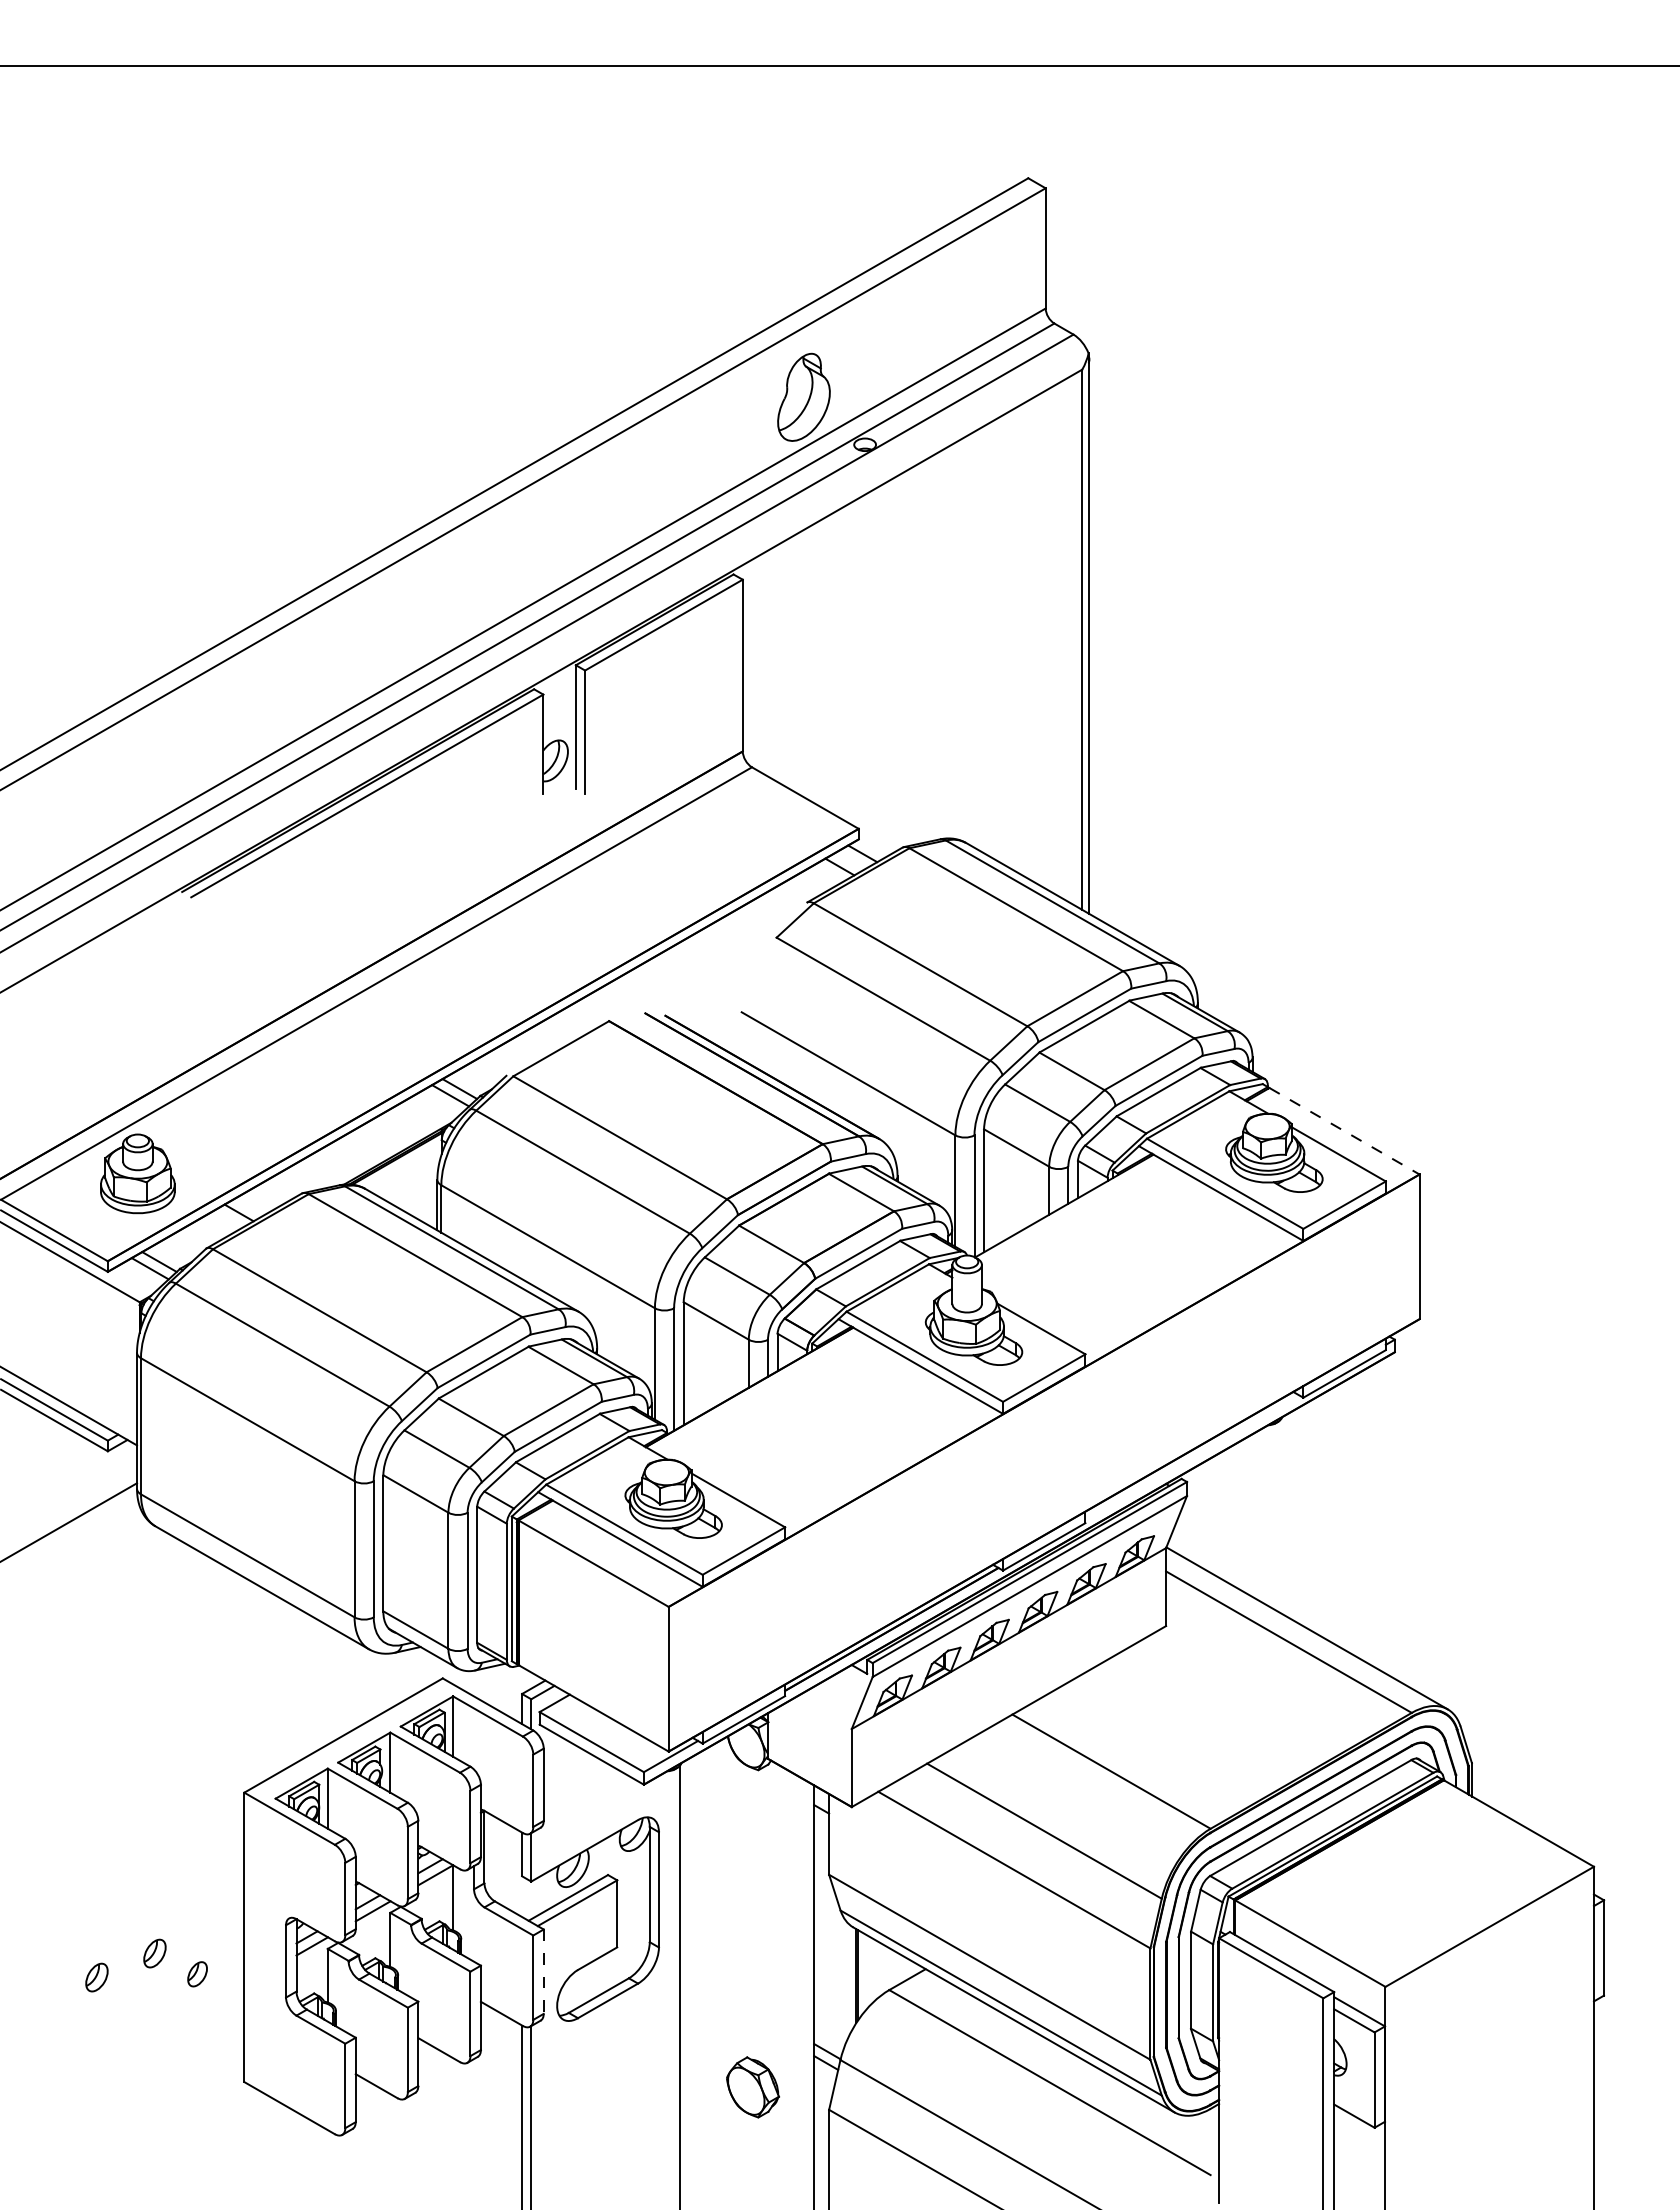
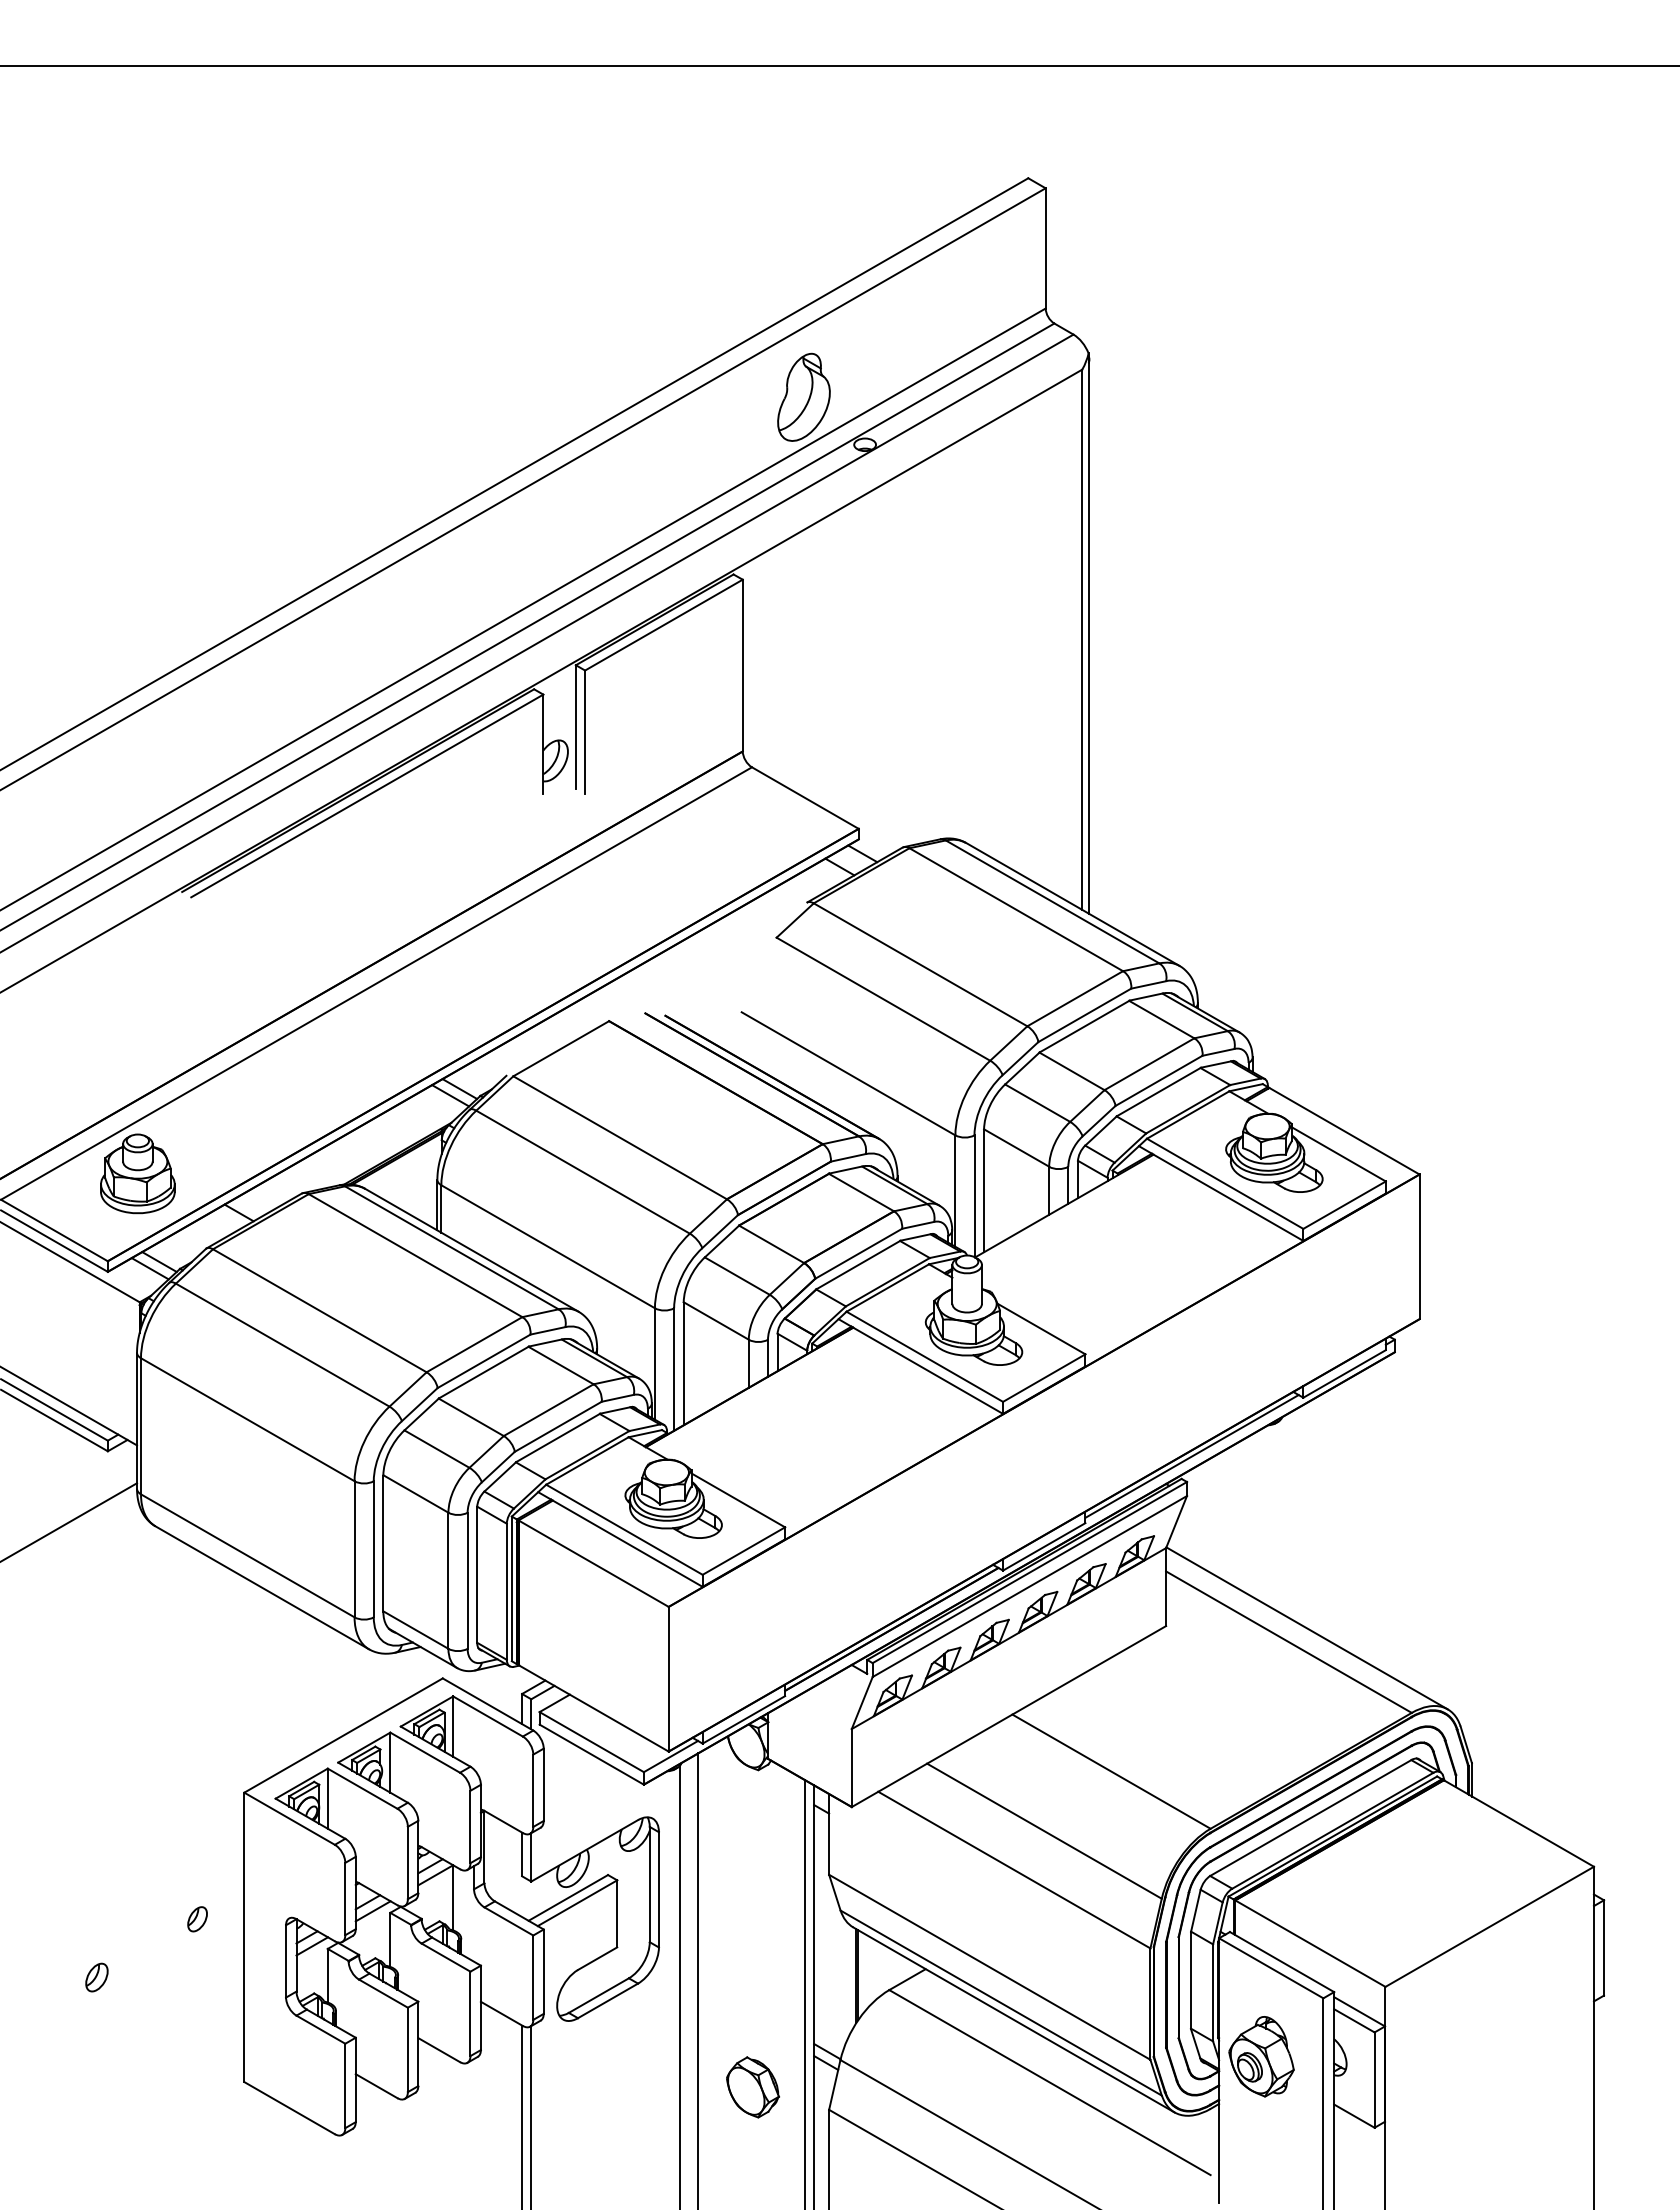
line: dashed -> solid (1344, 1131)
line: none -> present (1191, 1456)
part: present -> none (154, 1953)
line: dashed -> solid (543, 1972)
part position: (197, 1974) -> (197, 1919) (197, 1919)
line: none -> present (698, 1979)
line: none -> present (804, 1993)
part: none -> present (1261, 2056)
